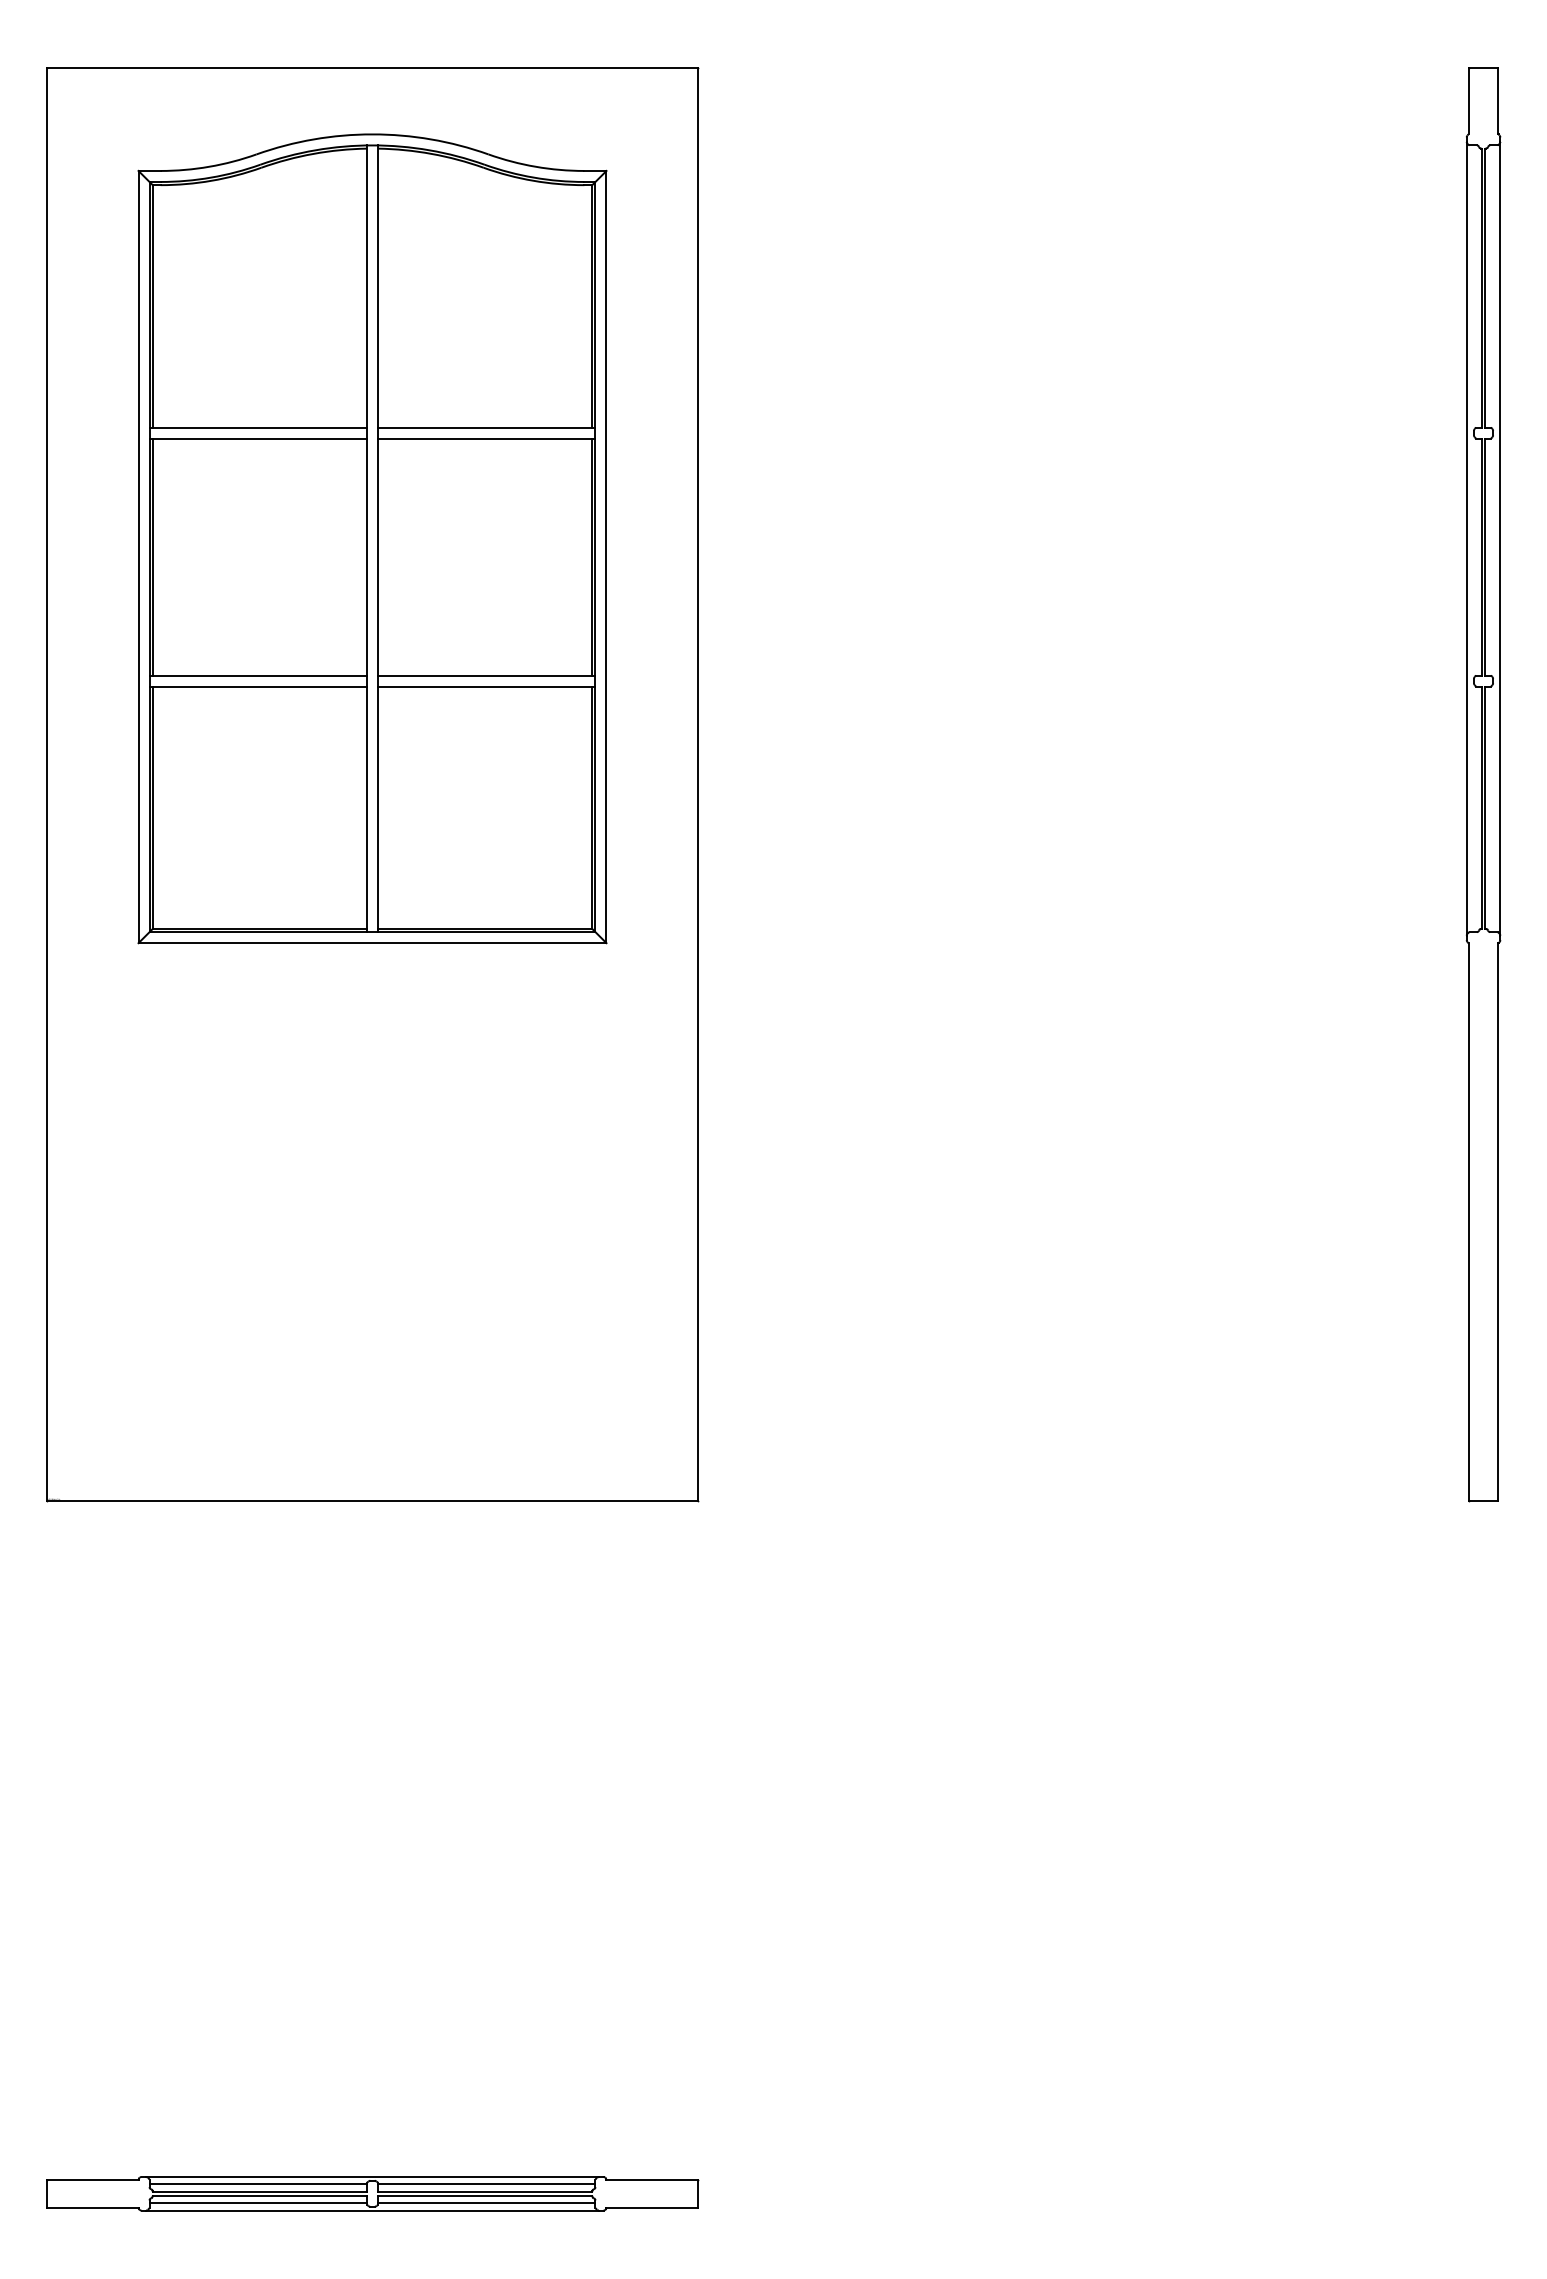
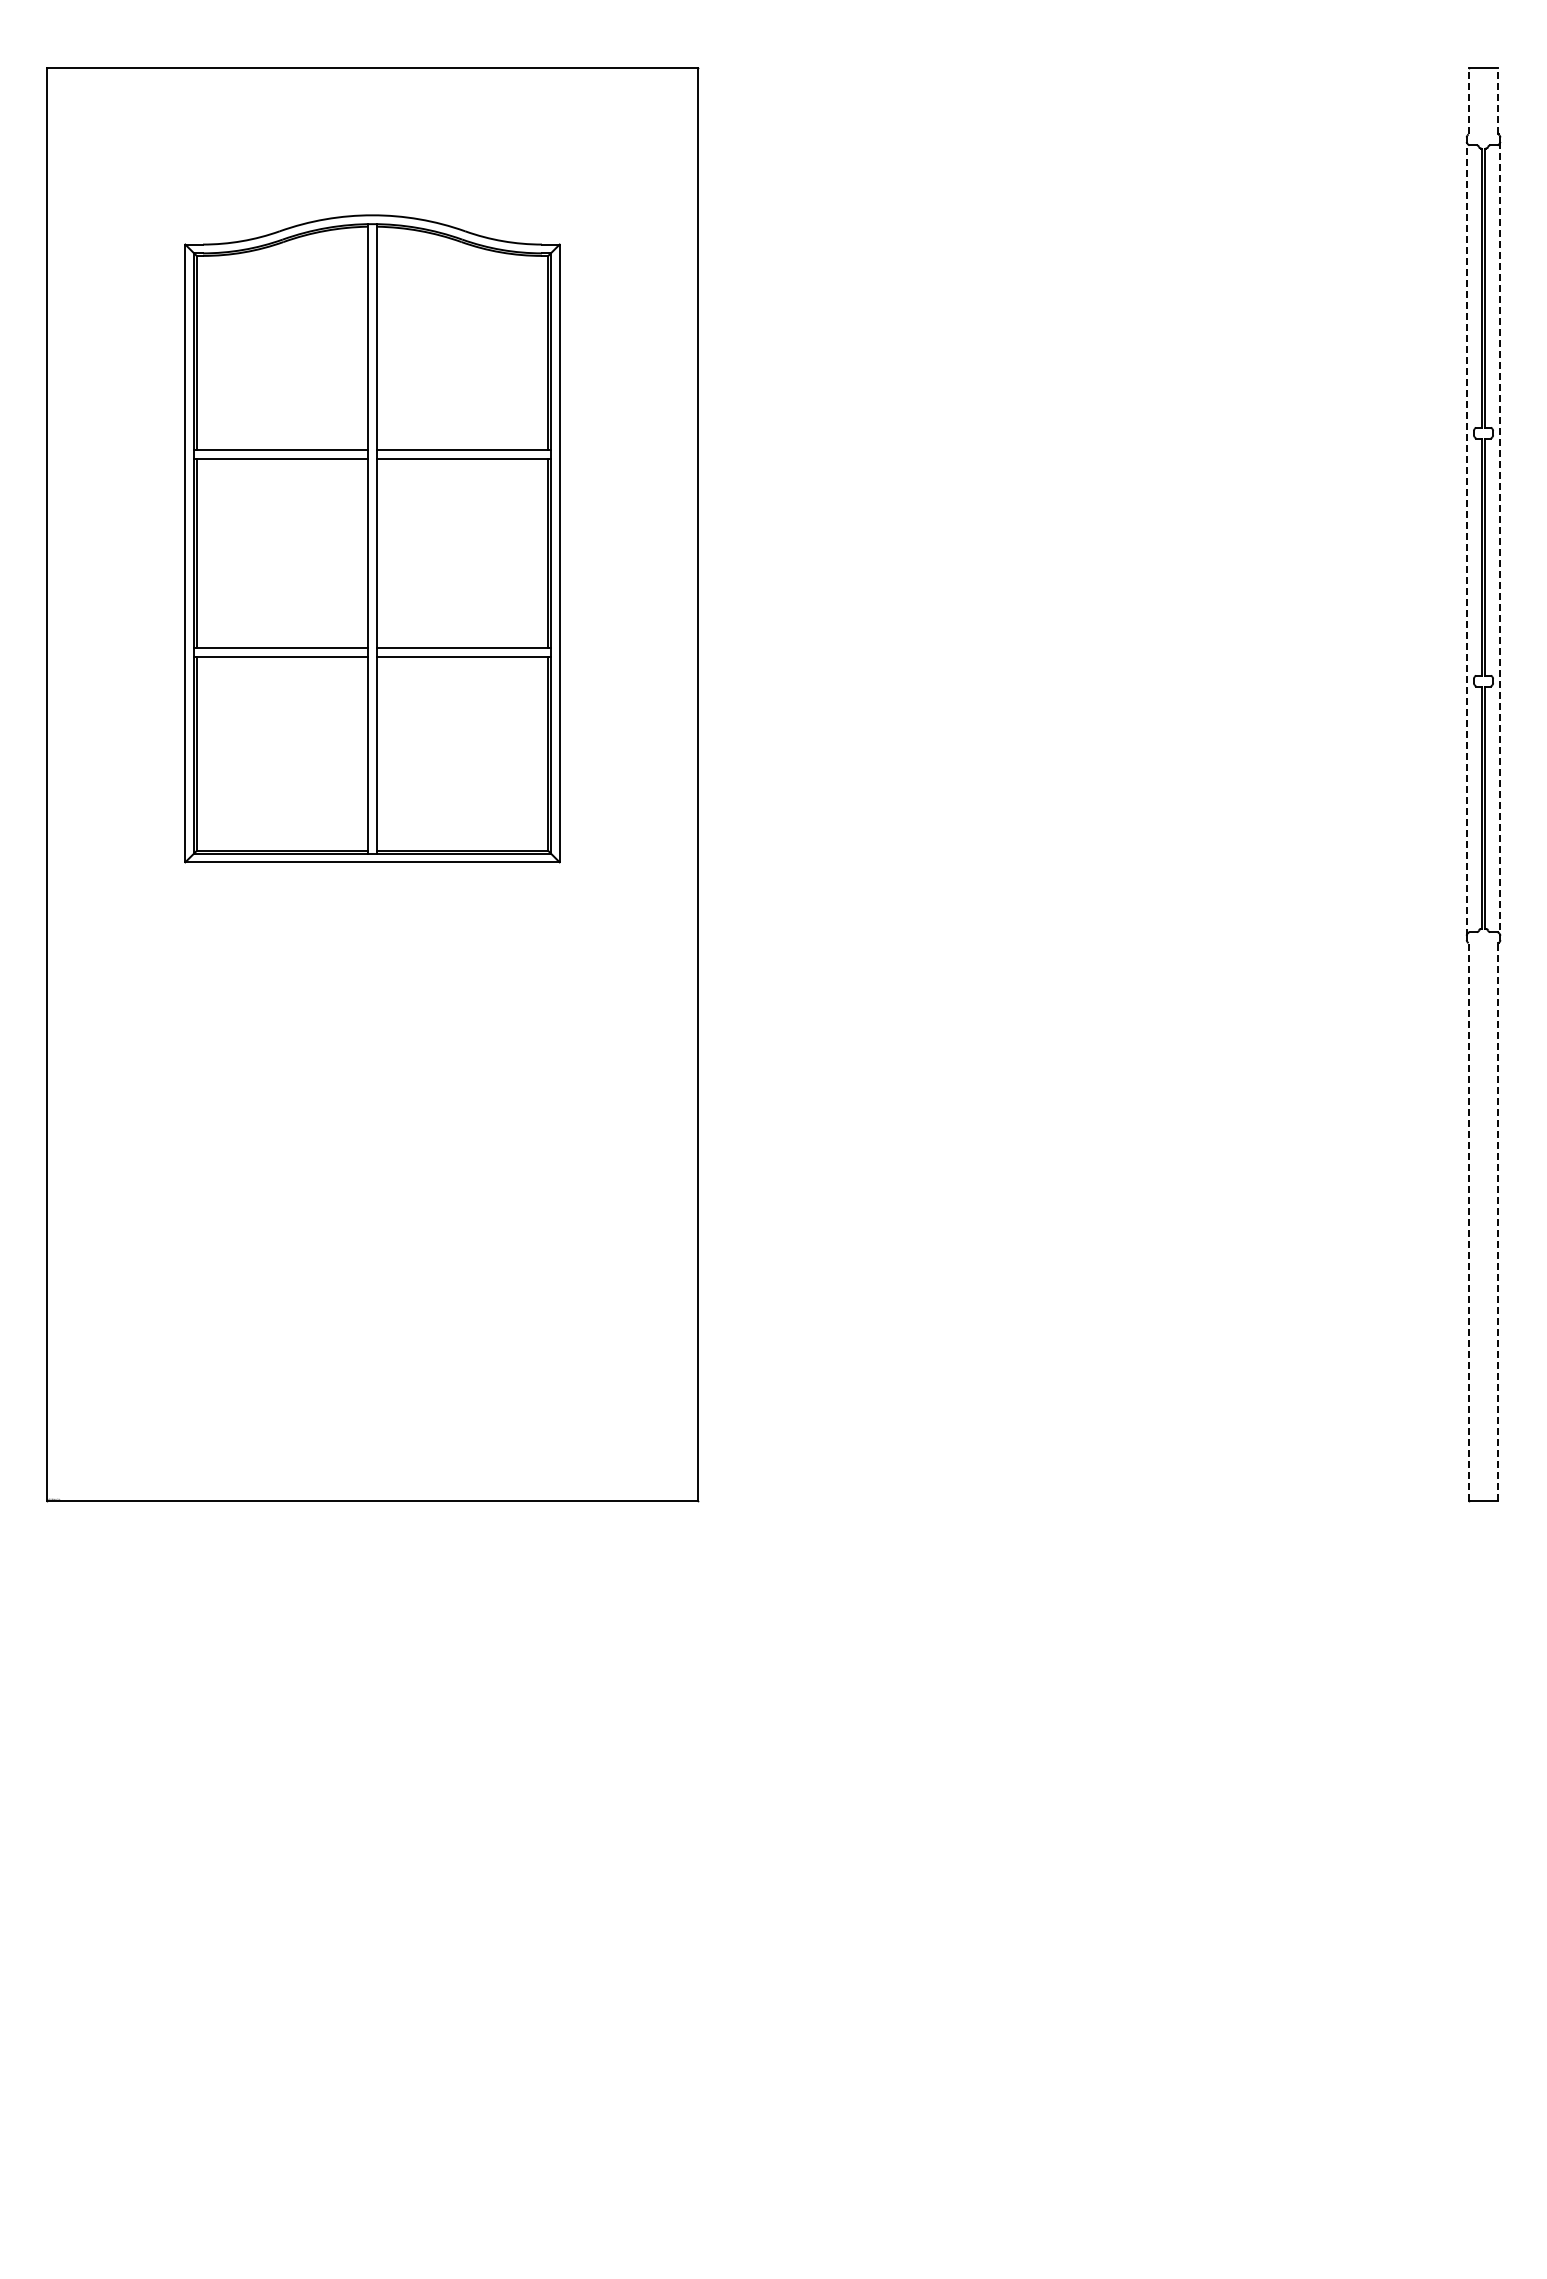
line: solid -> dashed (1469, 100)
line: solid -> dashed (1497, 100)
part size: 471x812 px -> 377x650 px (372, 538)
line: solid -> dashed (1466, 538)
line: solid -> dashed (1500, 538)
line: solid -> dashed (1469, 1221)
line: solid -> dashed (1497, 1221)
part: present -> none (372, 2193)
